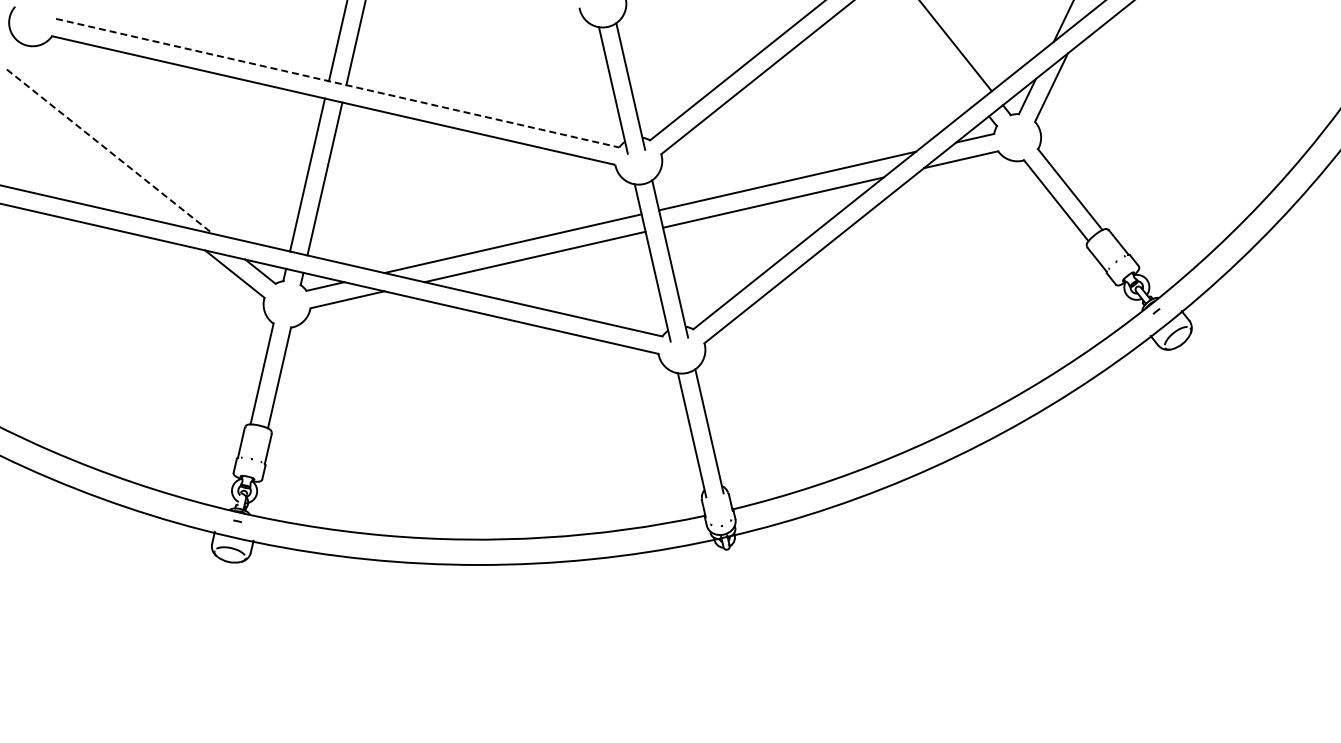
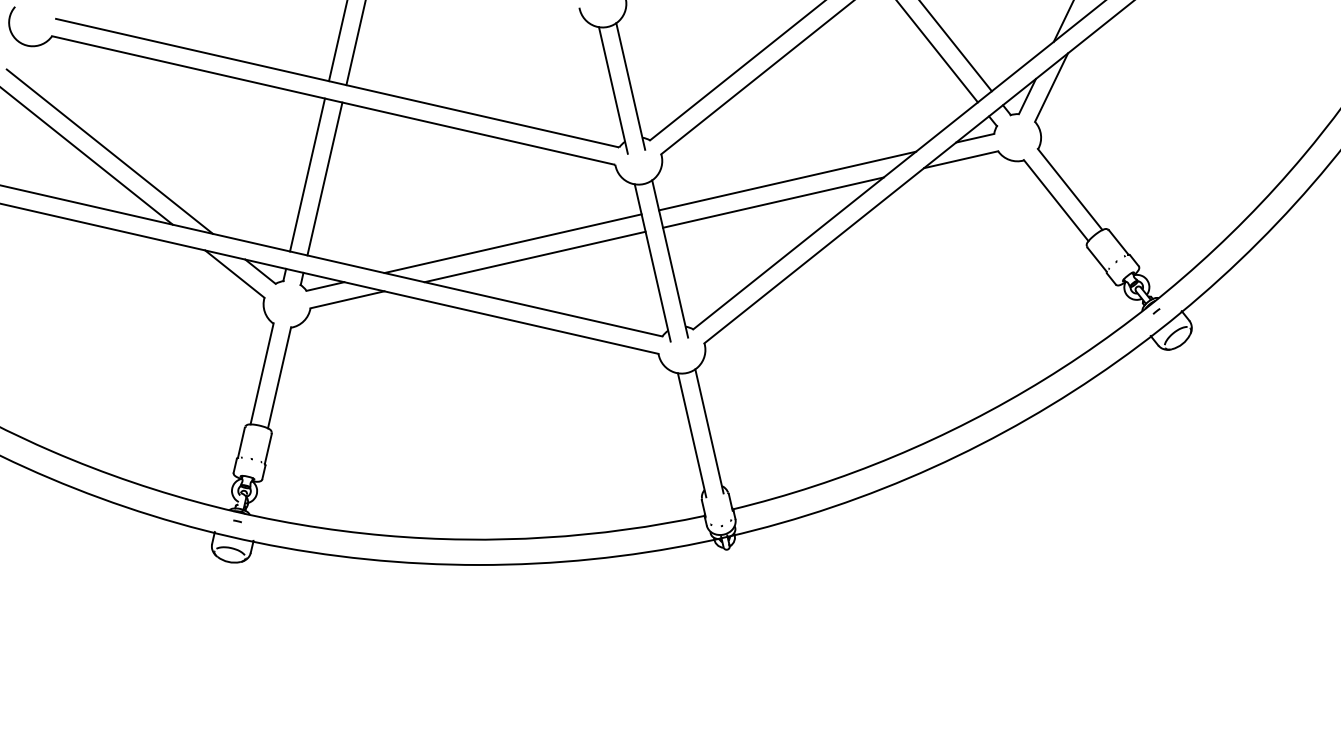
line: none -> present (937, 52)
line: dashed -> solid (337, 83)
line: dashed -> solid (109, 151)
line: none -> present (87, 156)
